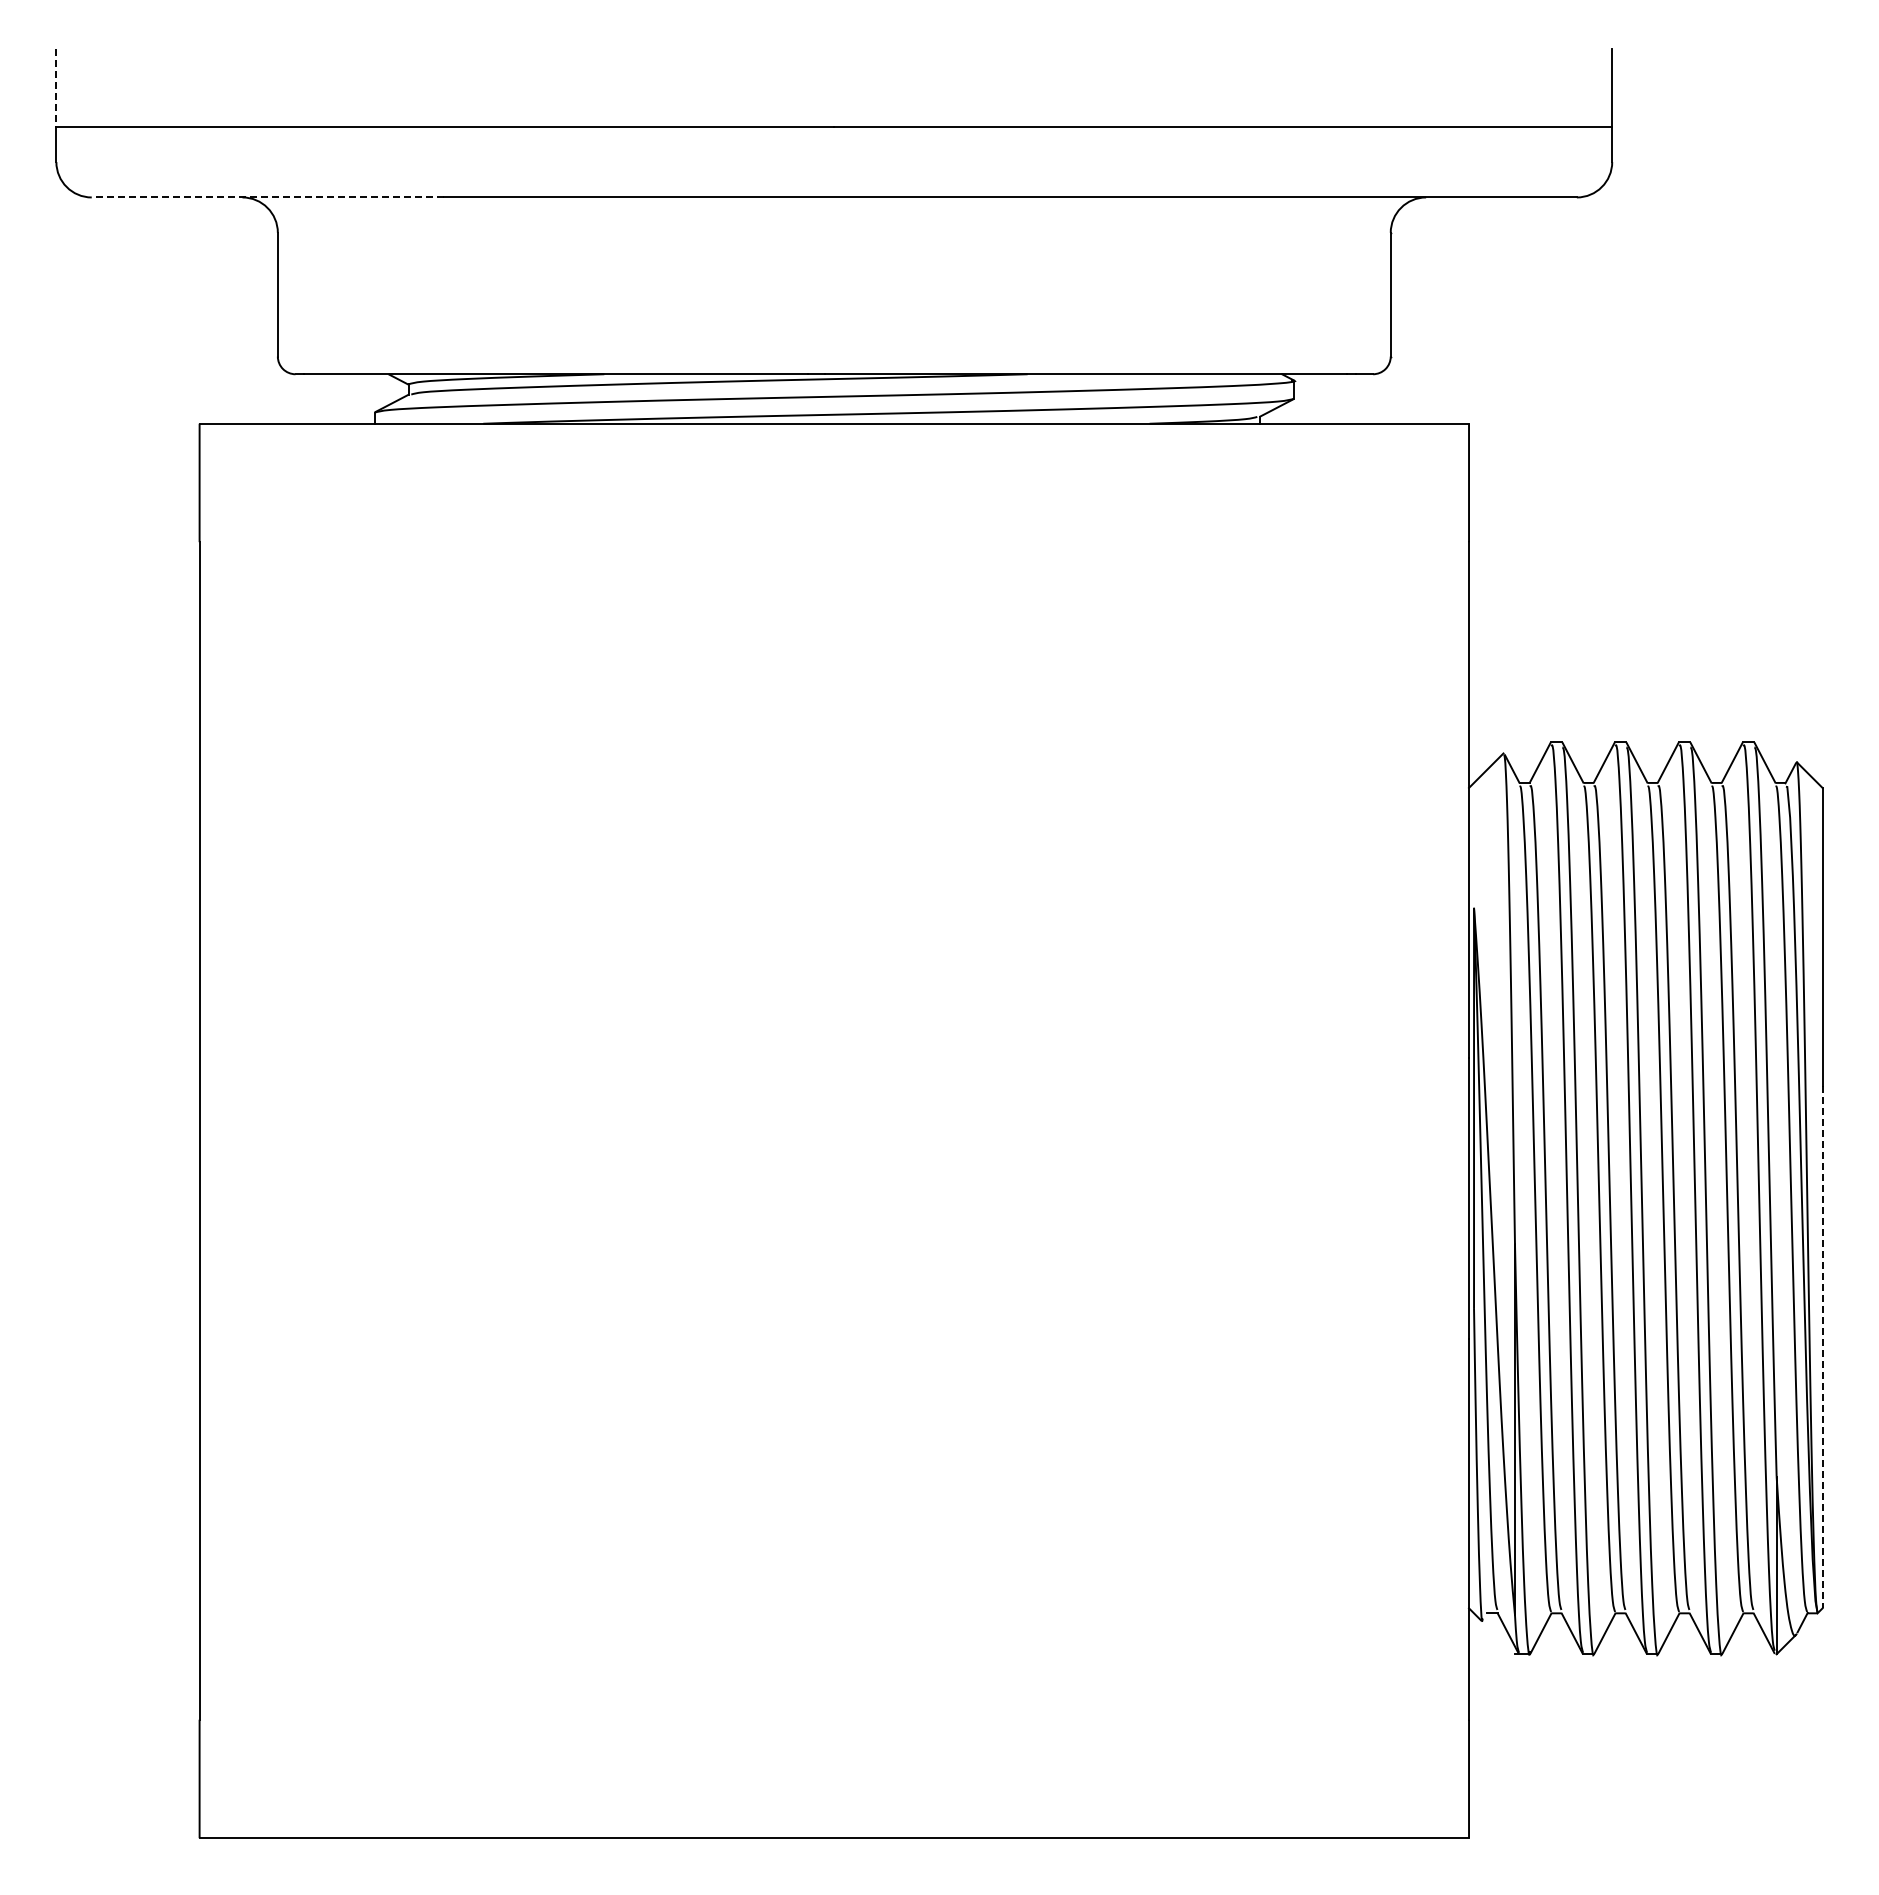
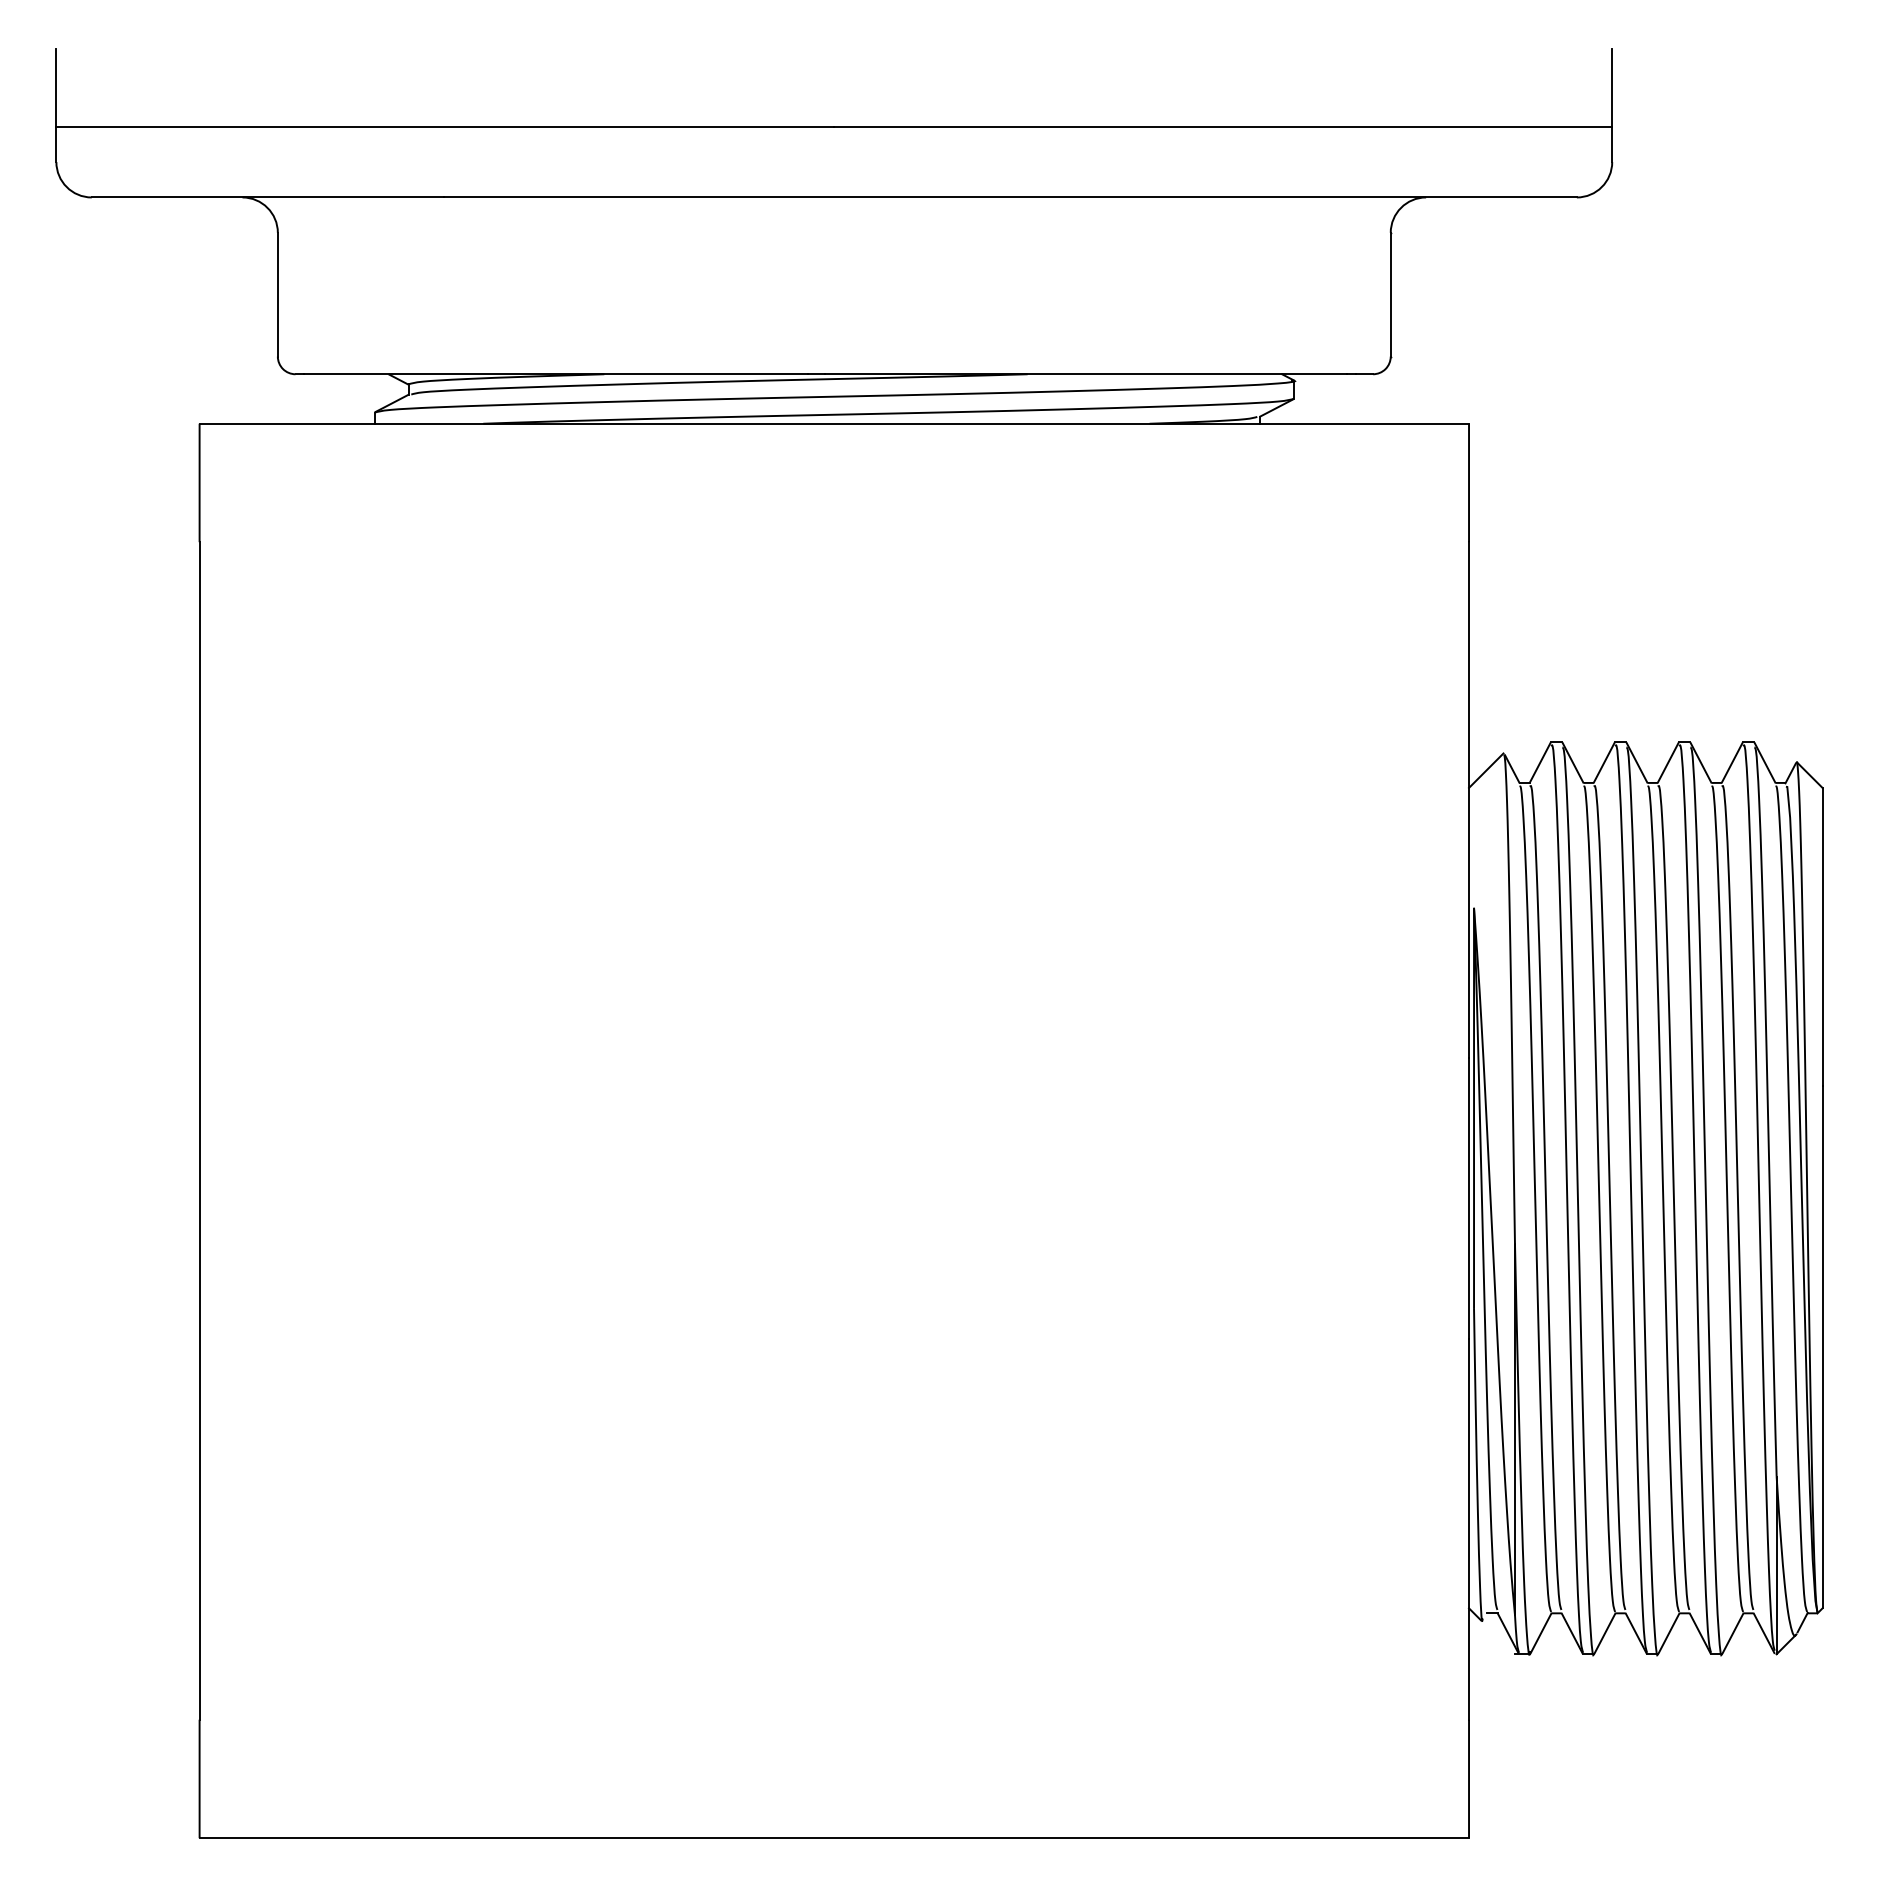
line: dashed -> solid (56, 87)
line: dashed -> solid (267, 197)
line: dashed -> solid (1822, 1347)
